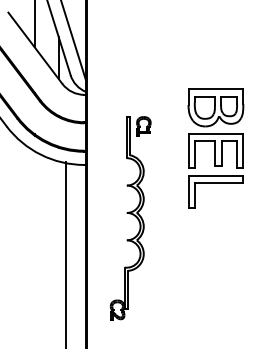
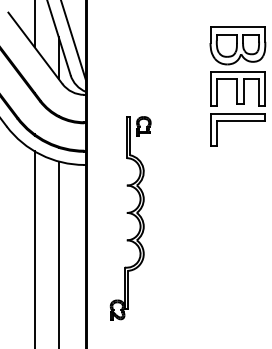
part position: (215, 148) -> (237, 86) (237, 86)
line: none -> present (34, 248)
line position: (65, 253) -> (58, 253) (58, 253)
